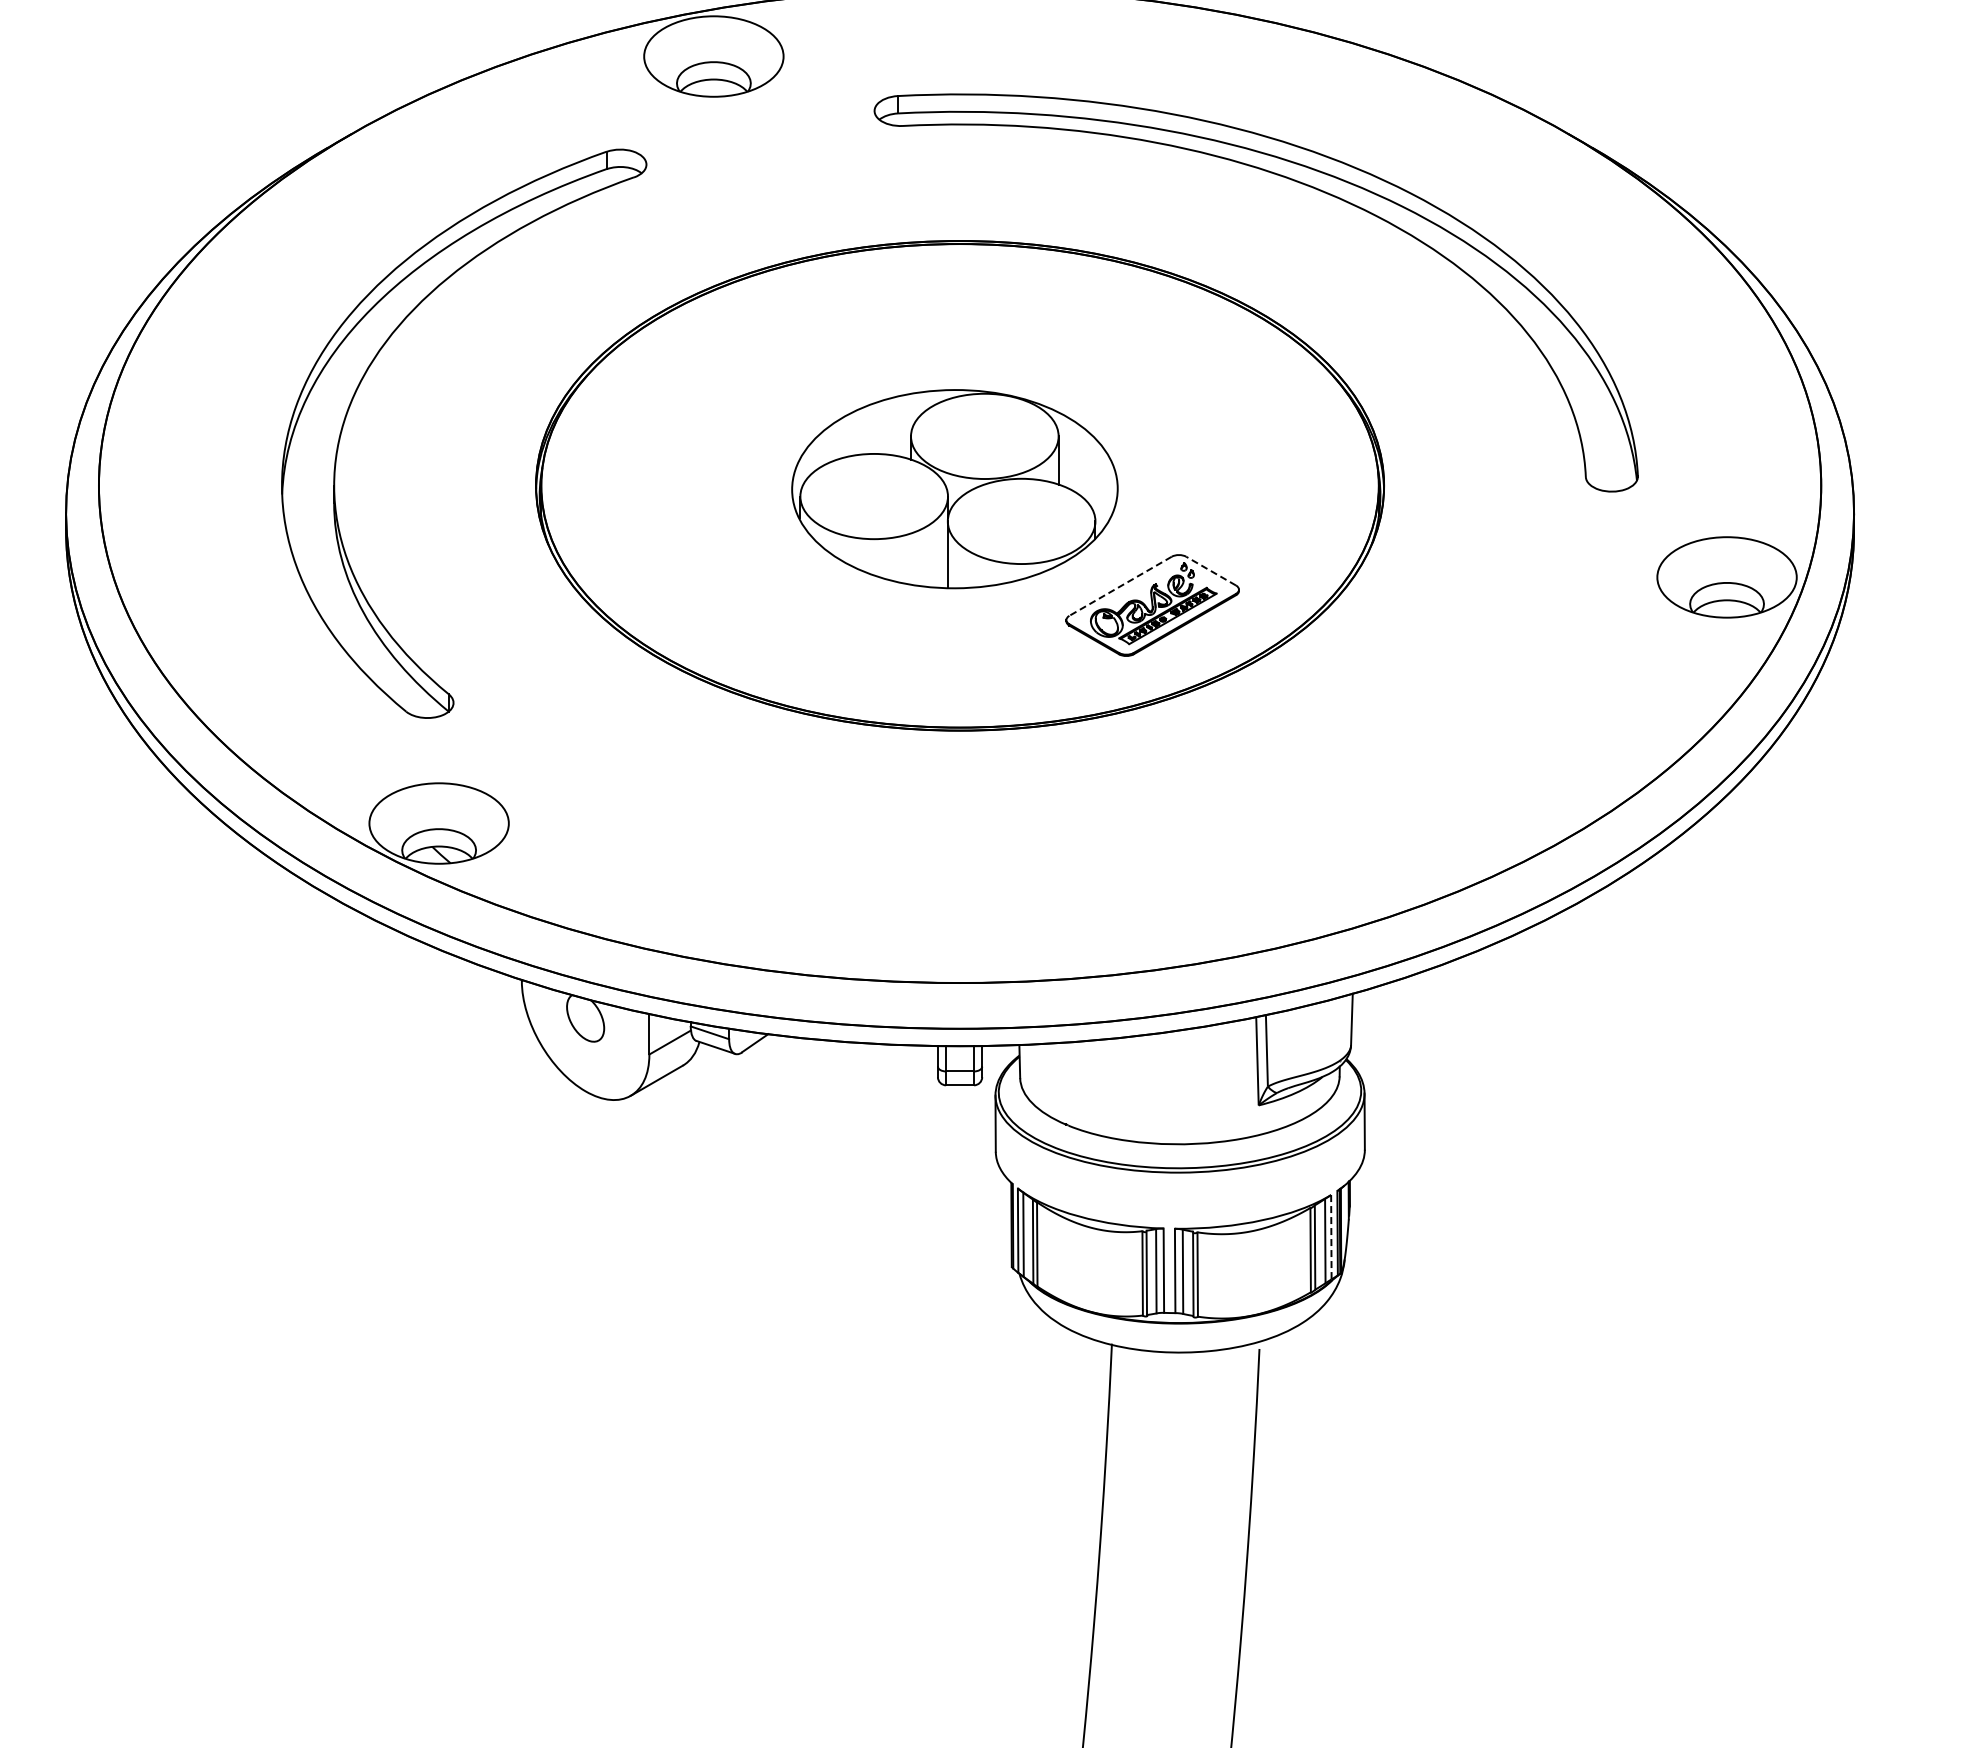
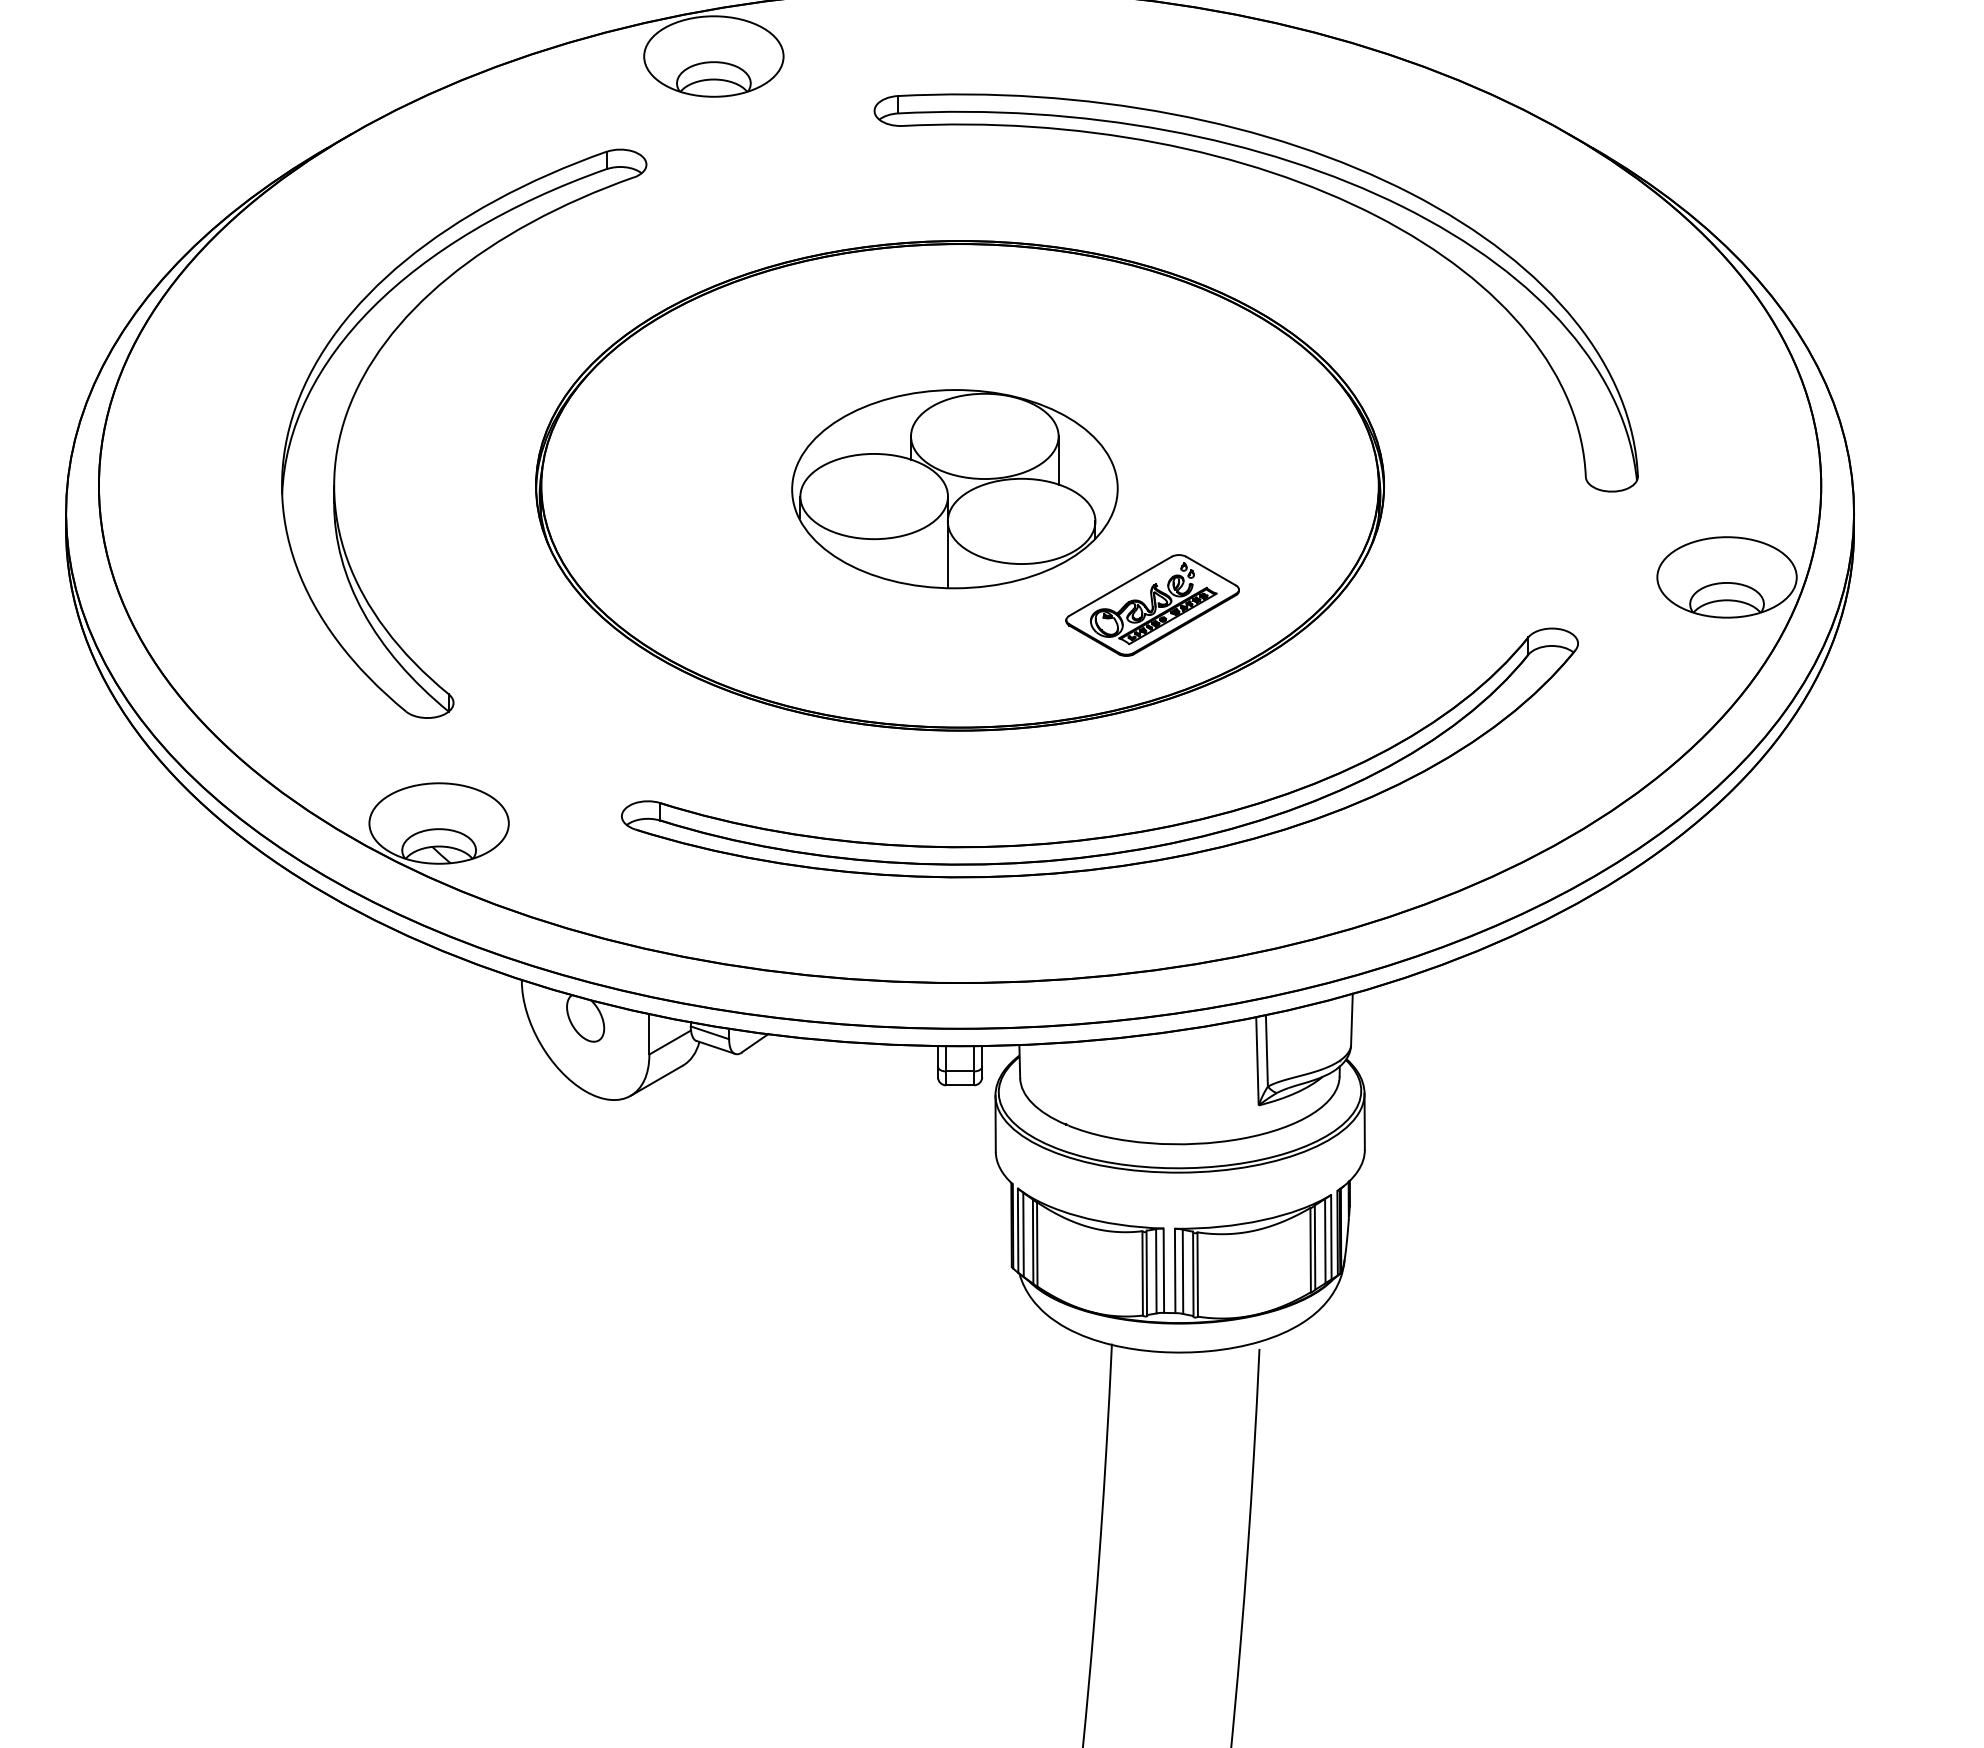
line: dashed -> solid (1211, 571)
line: dashed -> solid (1120, 586)
part: none -> present (1115, 834)
line: dashed -> solid (1331, 1237)
